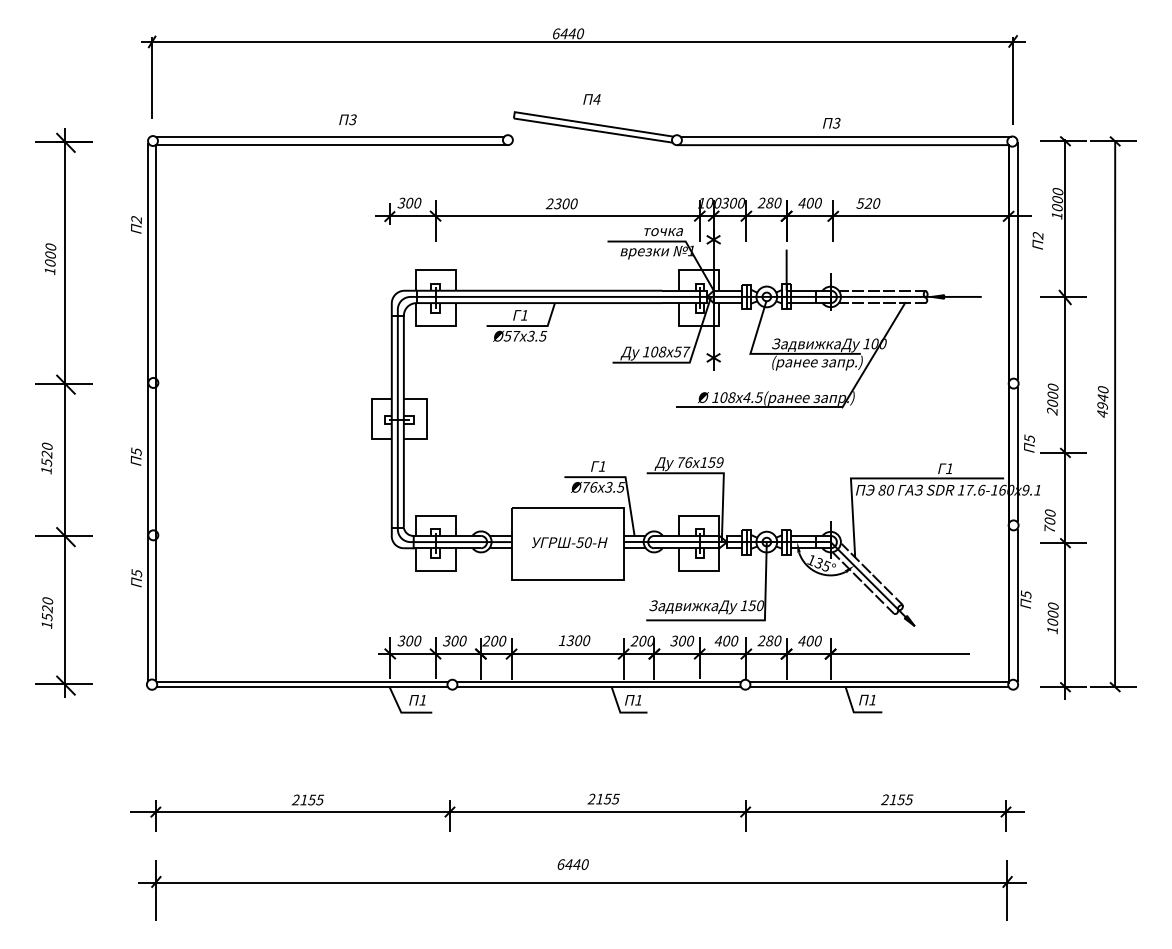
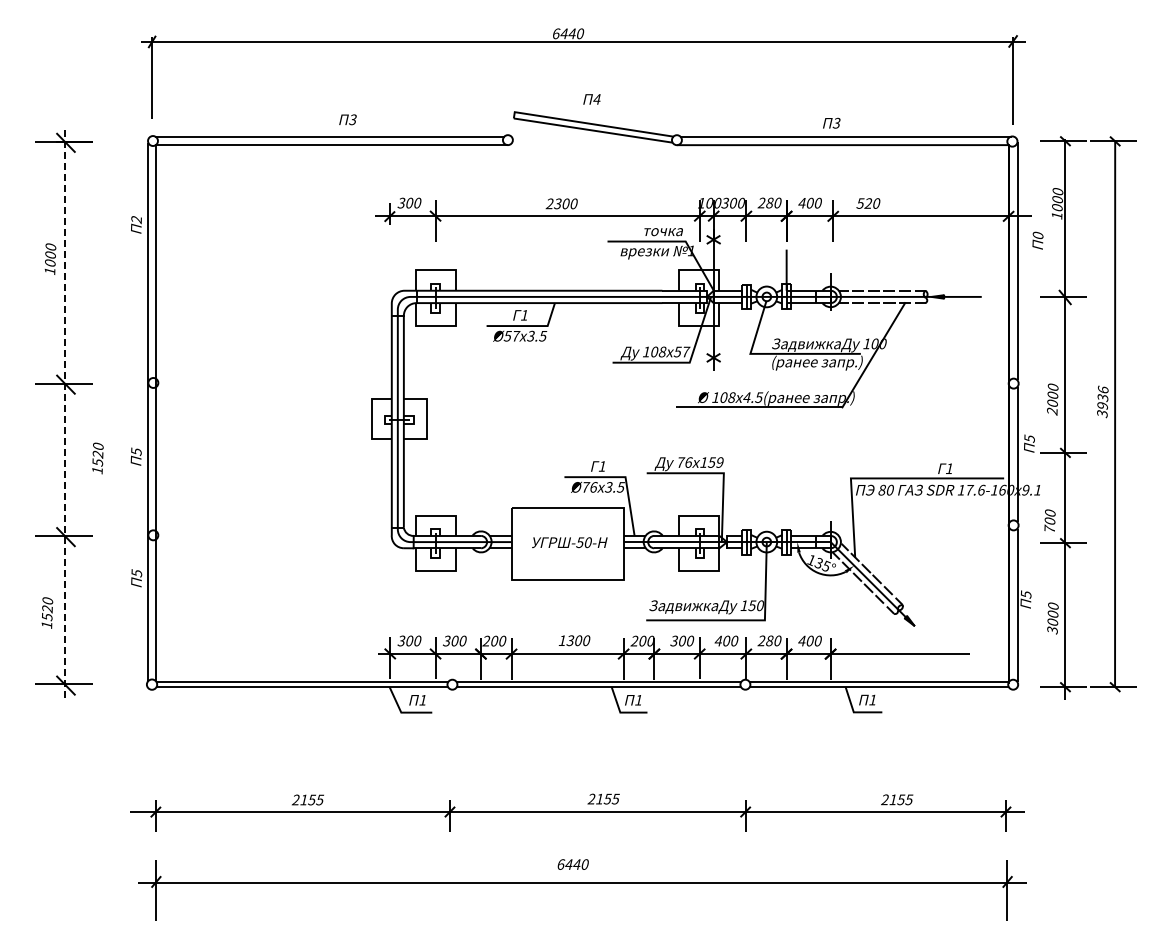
text: 2 -> 0 (1037, 235)
text: 4940 -> 3936 (1102, 401)
line: solid -> dashed (64, 412)
text position: (46, 458) -> (97, 458) (97, 458)
text: 1000 -> 3000 (1052, 630)
